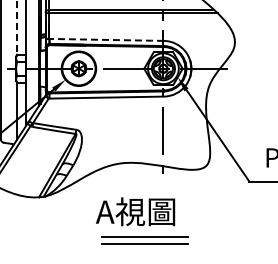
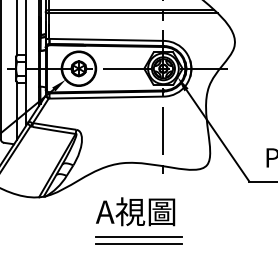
line: dashed -> solid (16, 28)
line: dashed -> solid (106, 39)
part position: (144, 240) -> (138, 240) (138, 240)
